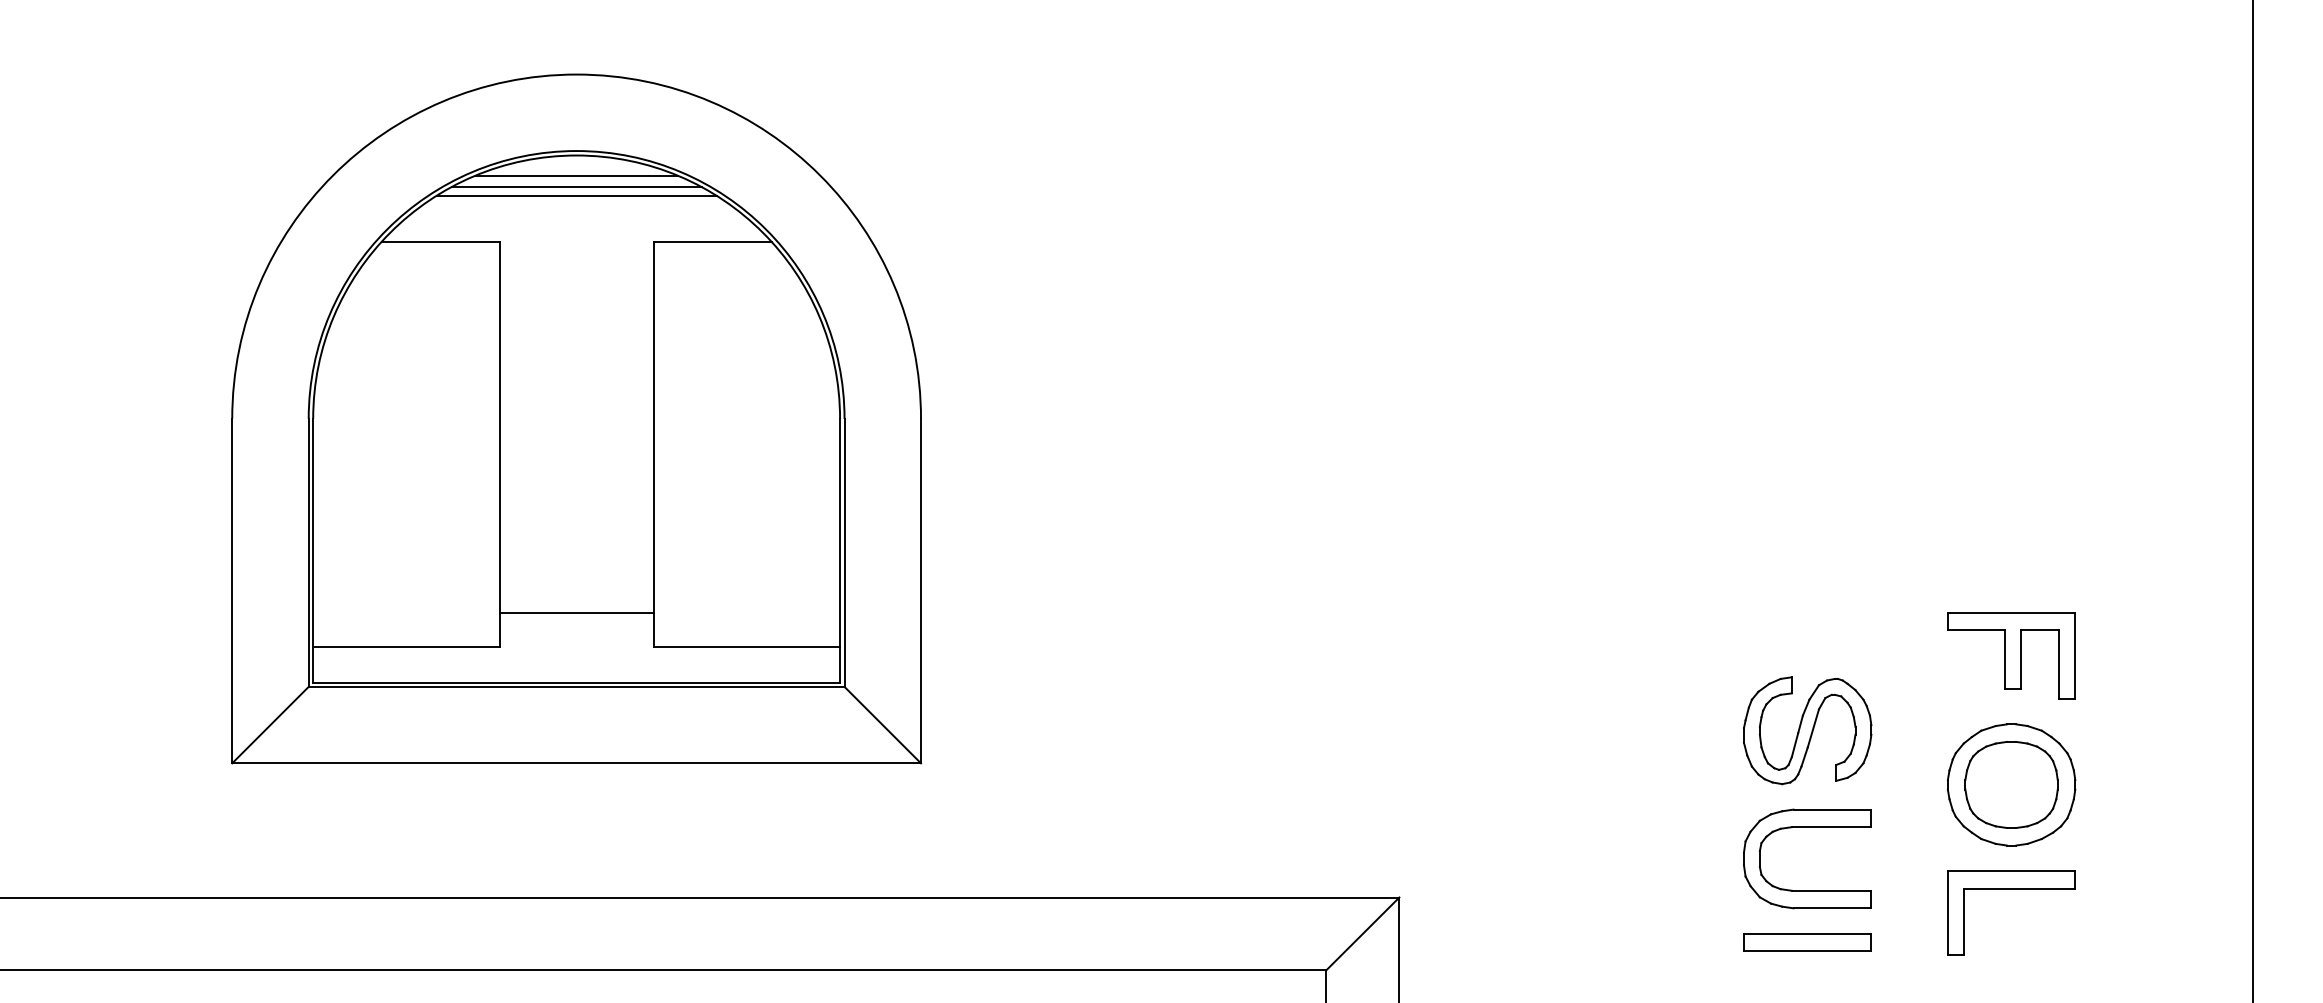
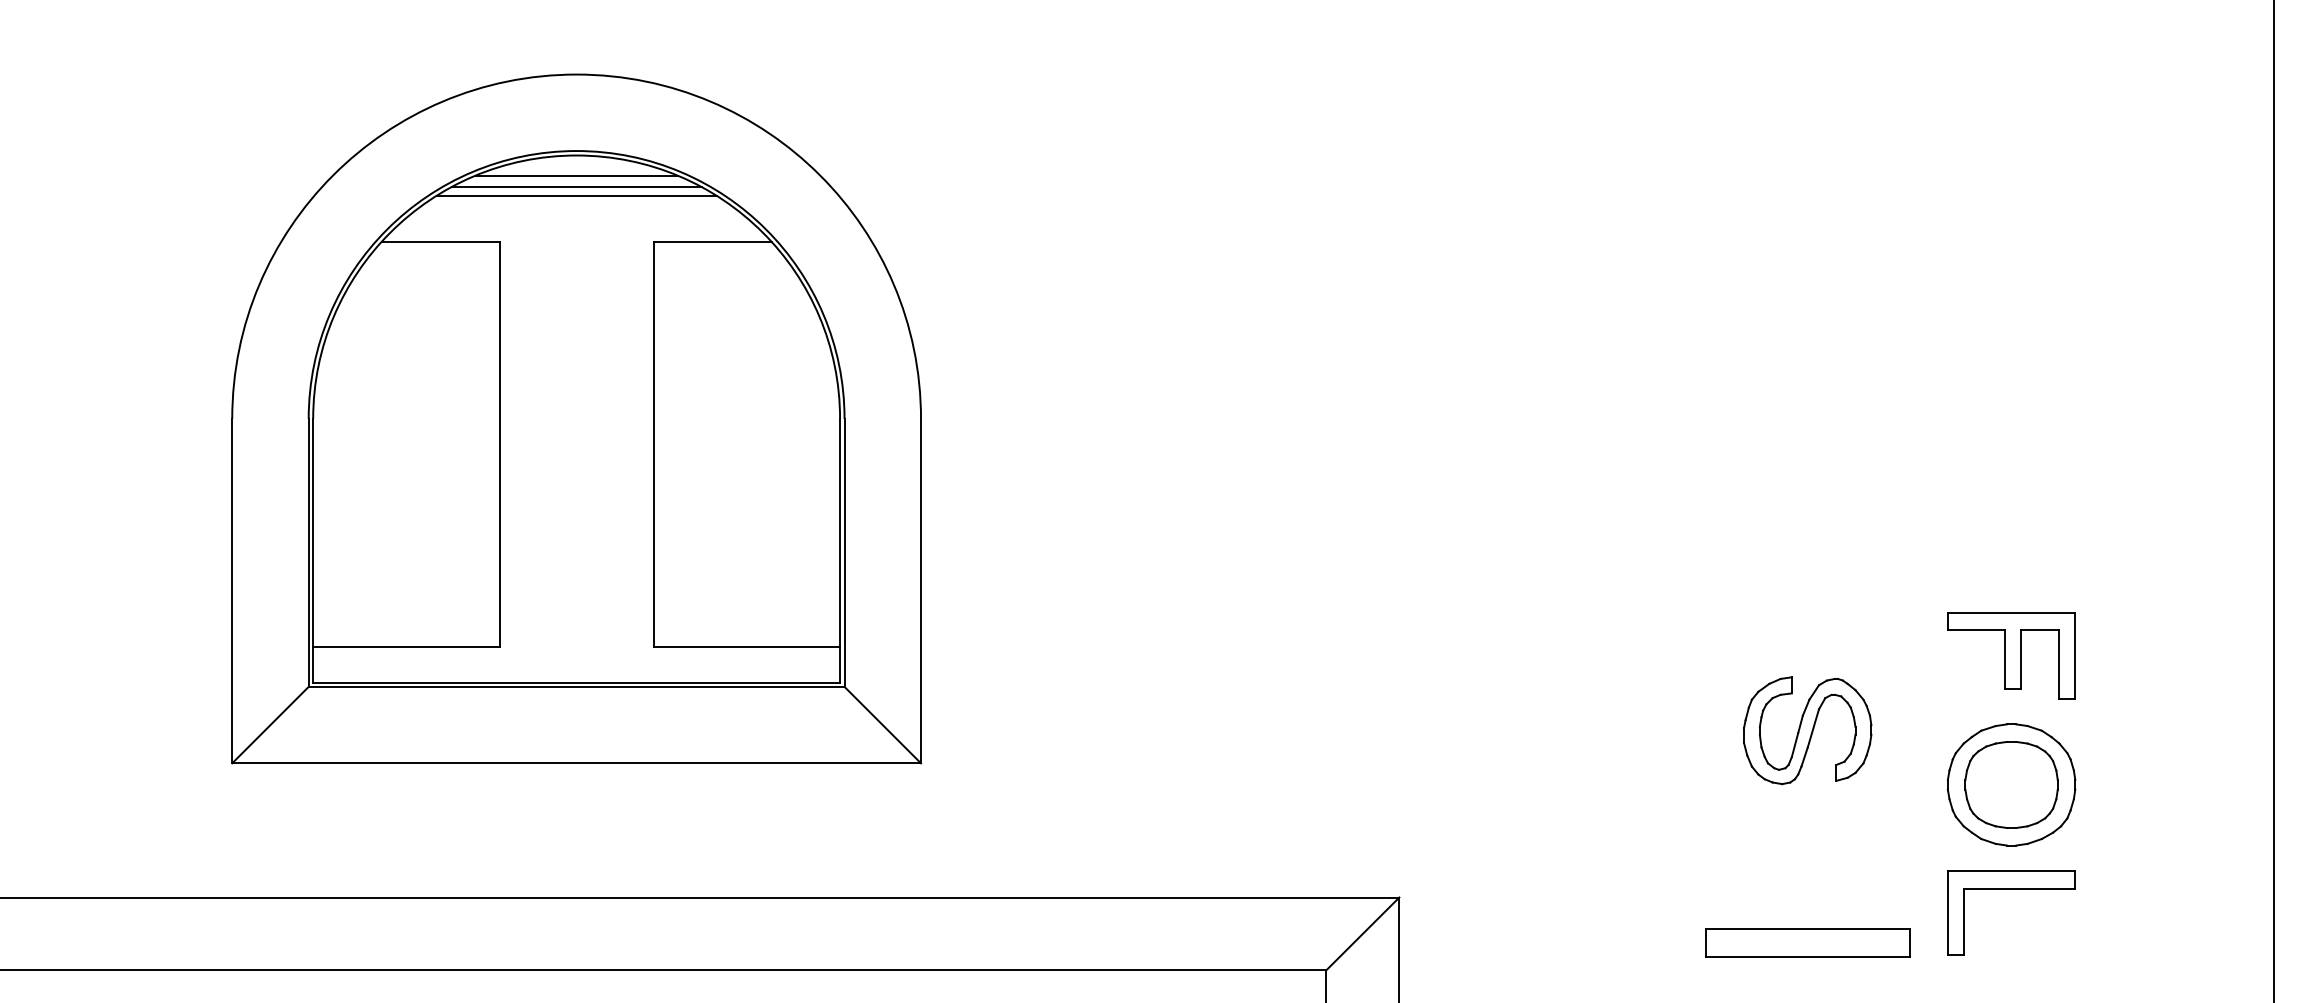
line position: (2253, 500) -> (2274, 500) (2274, 500)
line: present -> none (576, 612)
part: present -> none (1807, 827)
part size: 129x19 px -> 206x30 px (1807, 942)
